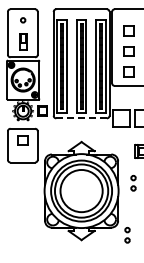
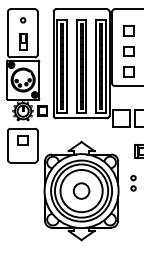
line: dashed -> solid (82, 118)
circle: none -> present (81, 190)
part: present -> none (127, 235)
